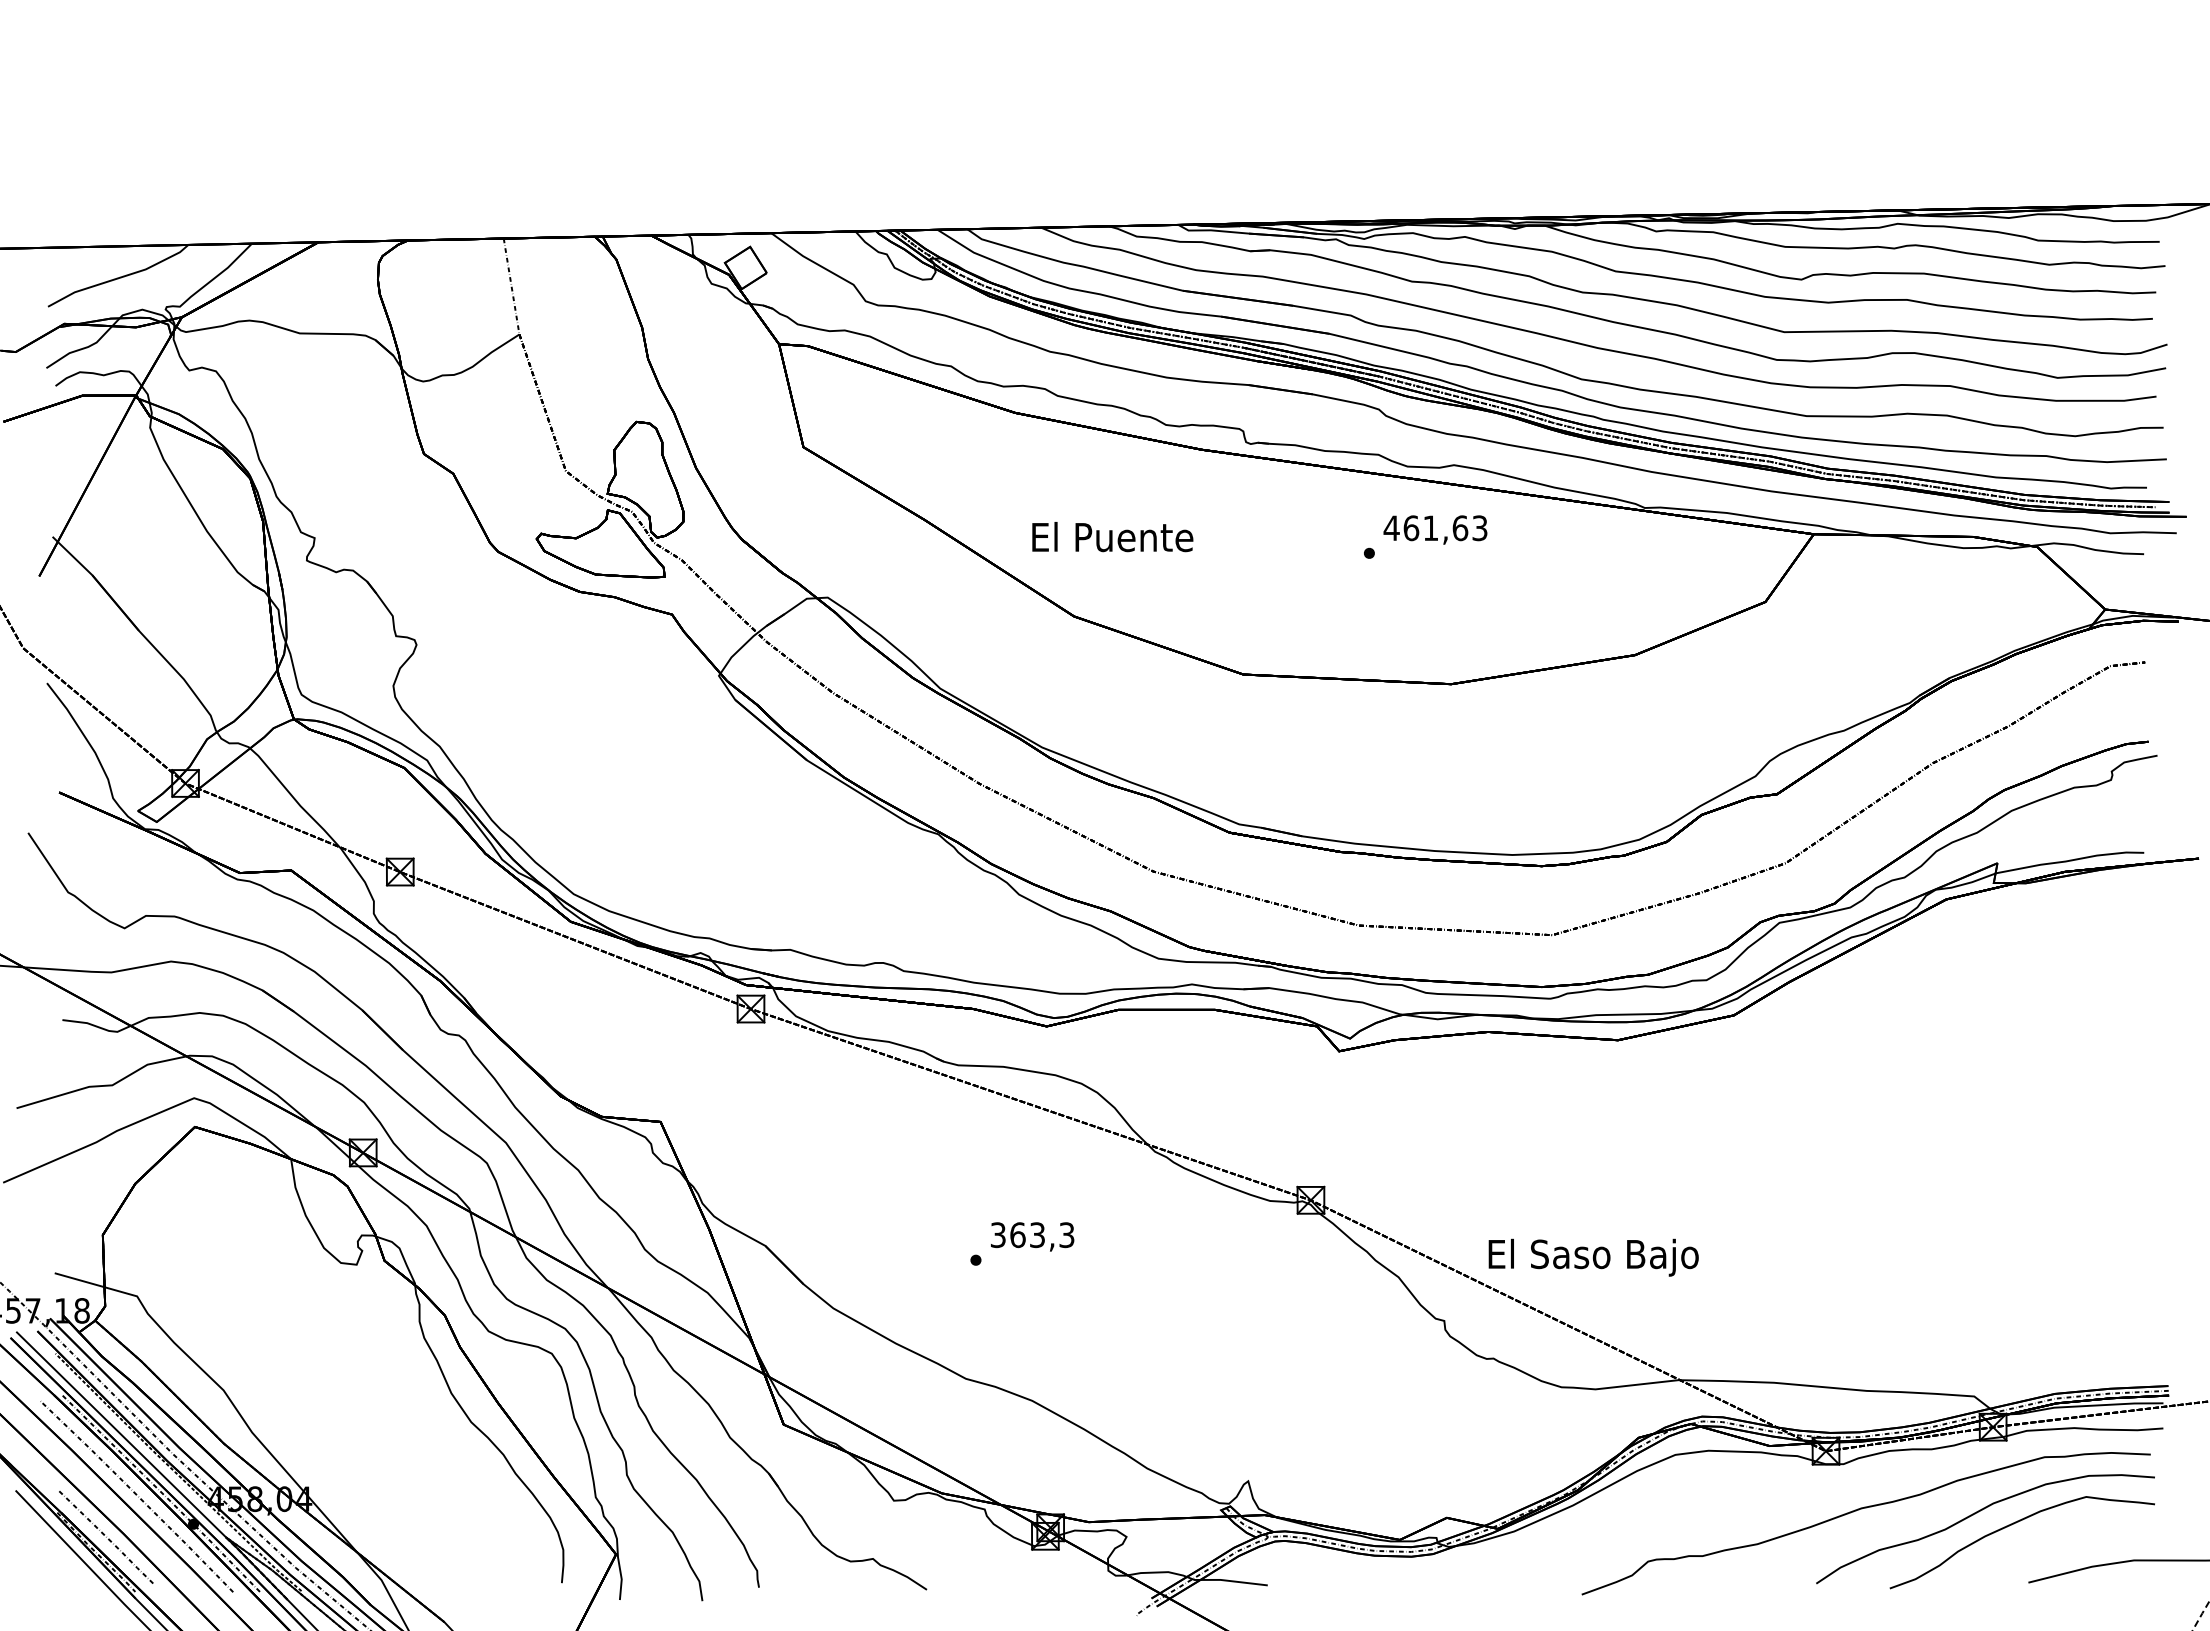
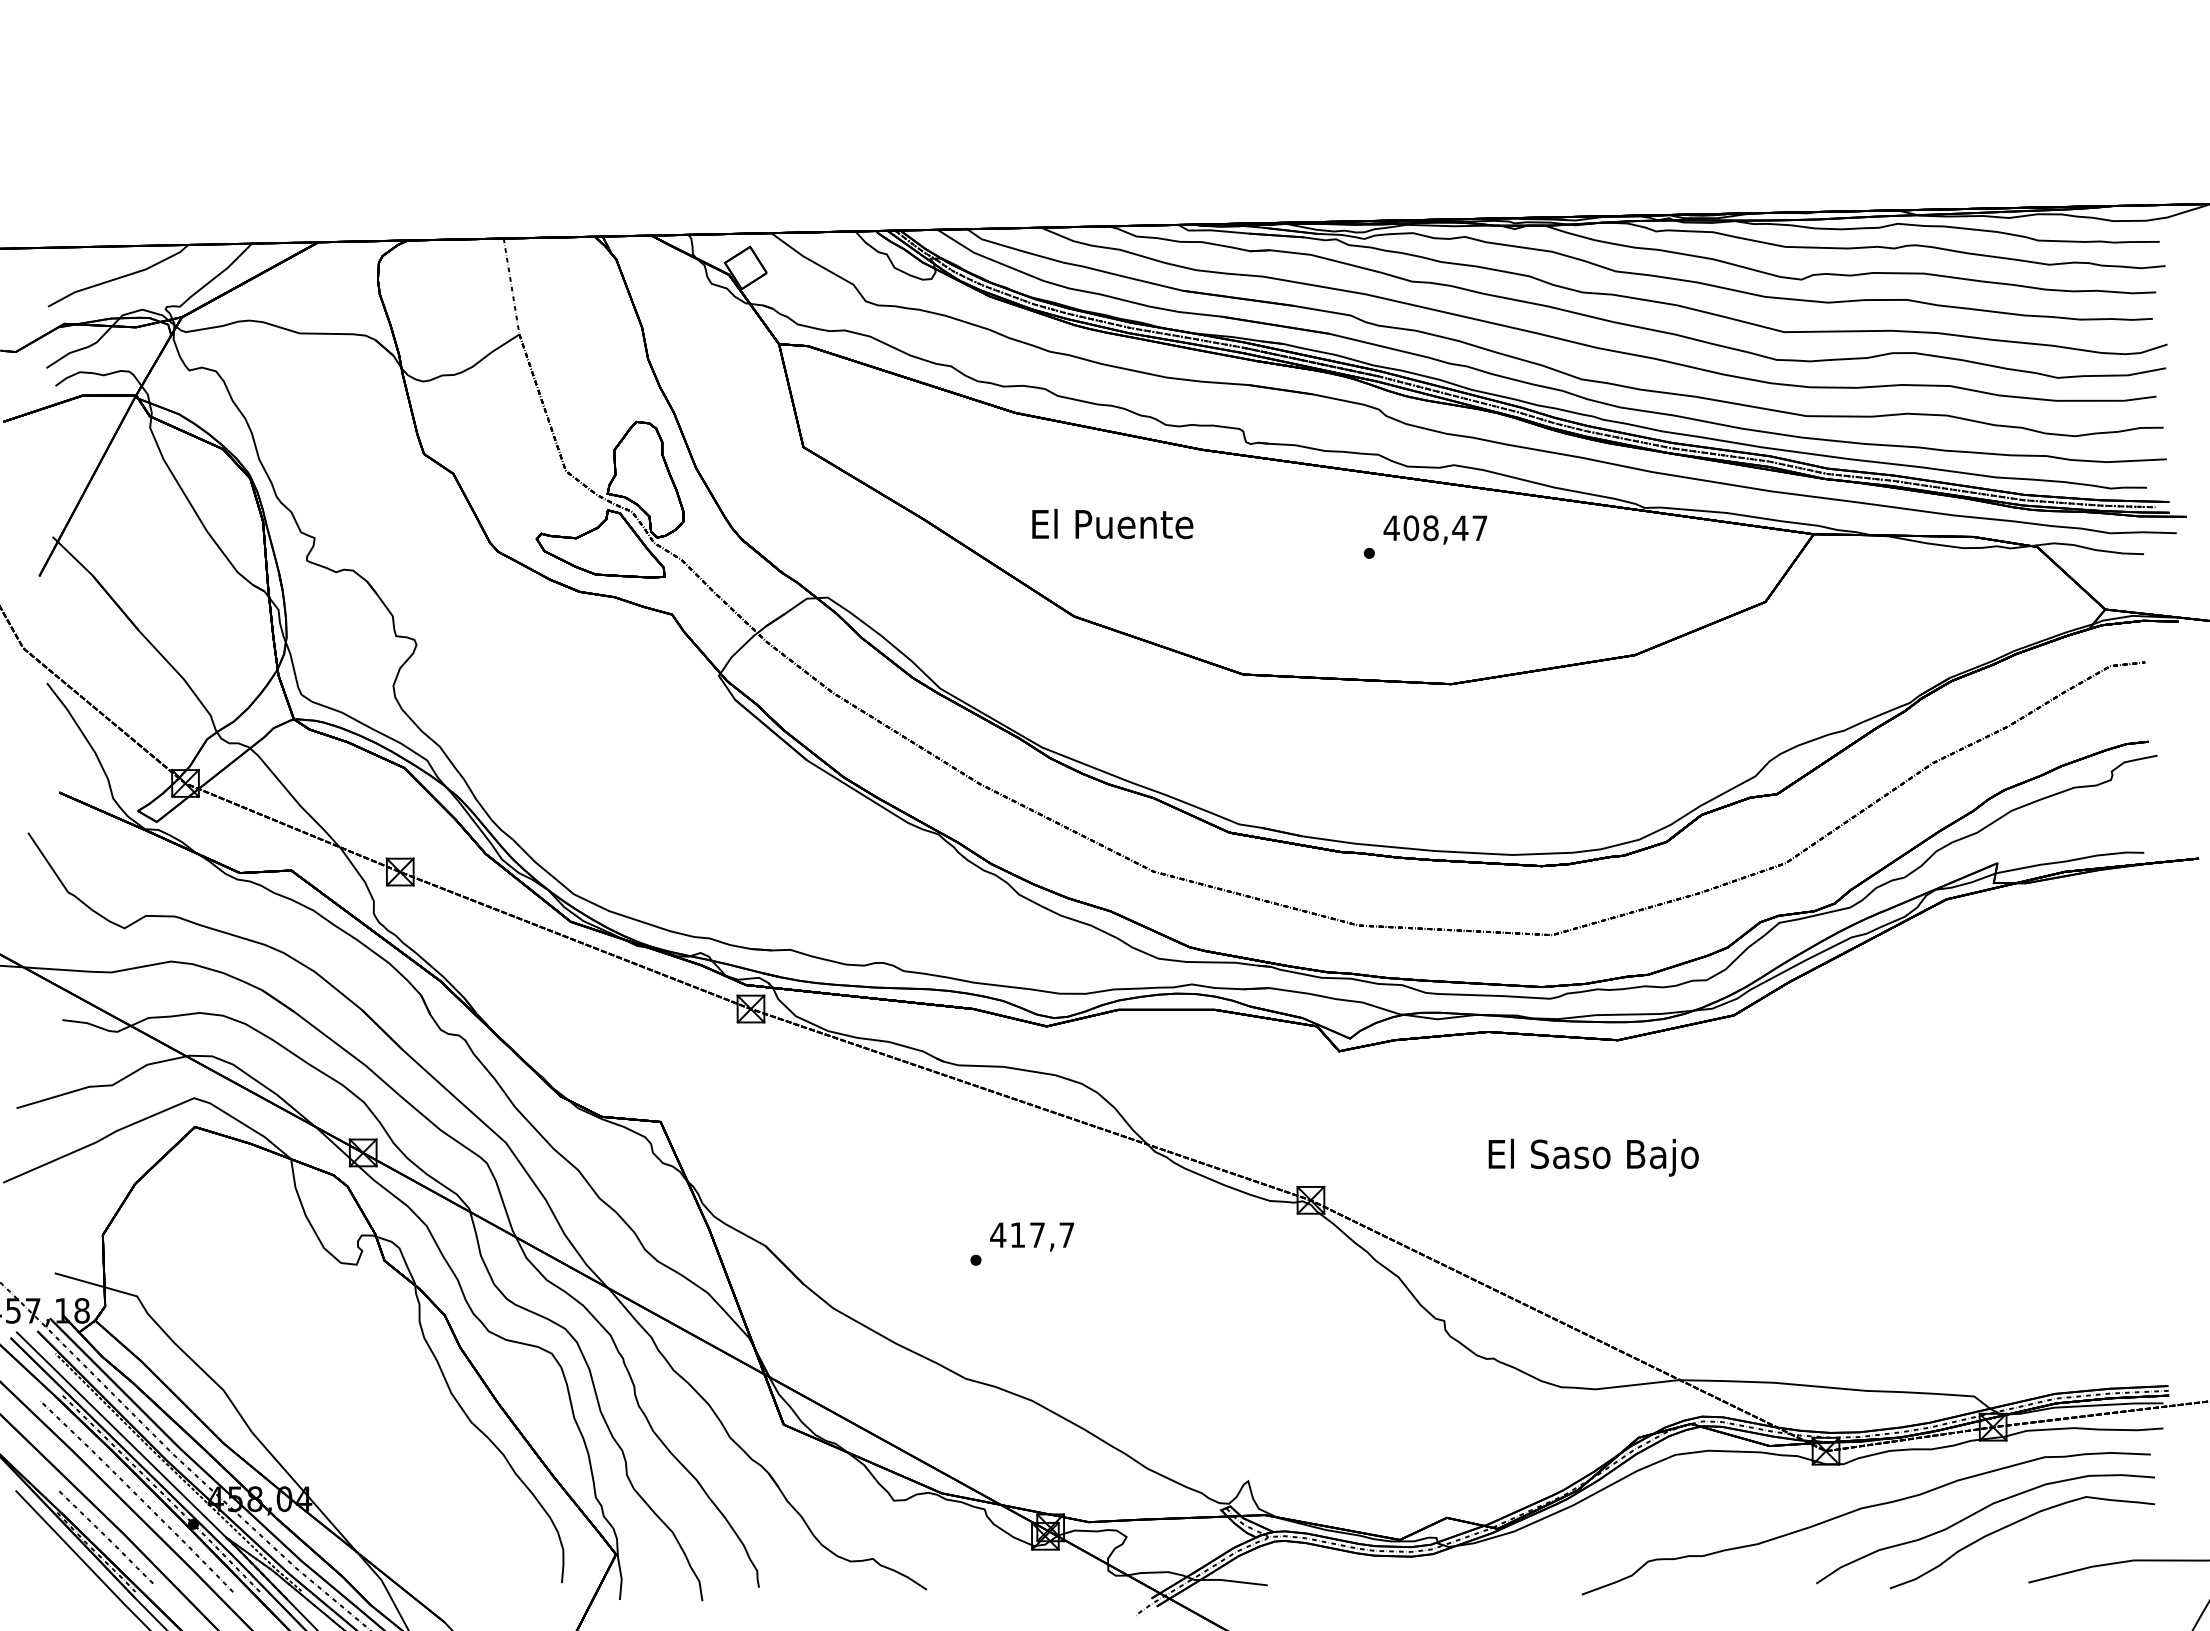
text: 461,63 -> 408,47 (1445, 528)
text position: (1112, 537) -> (1112, 524) (1112, 524)
text: 363,3 -> 417,7 (1032, 1235)
text position: (1593, 1257) -> (1593, 1157) (1593, 1157)
line: dashed -> solid (2201, 1615)
